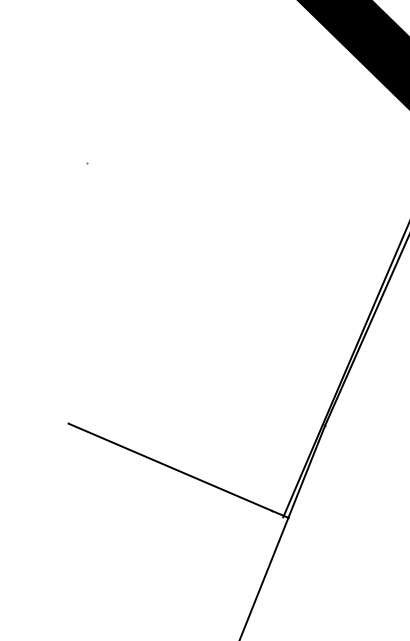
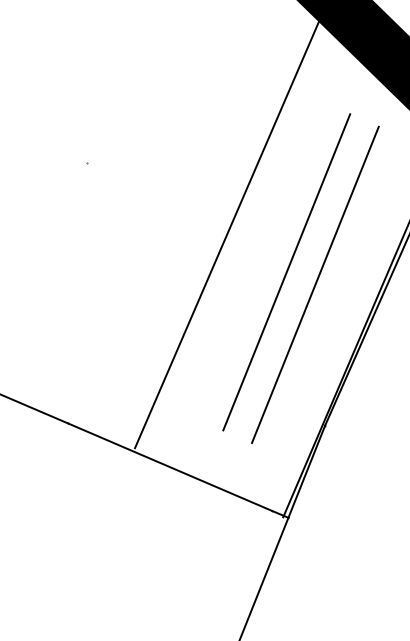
line: none -> present (229, 229)
hatch: none -> present (286, 272)
hatch: none -> present (315, 284)
line: none -> present (35, 409)
